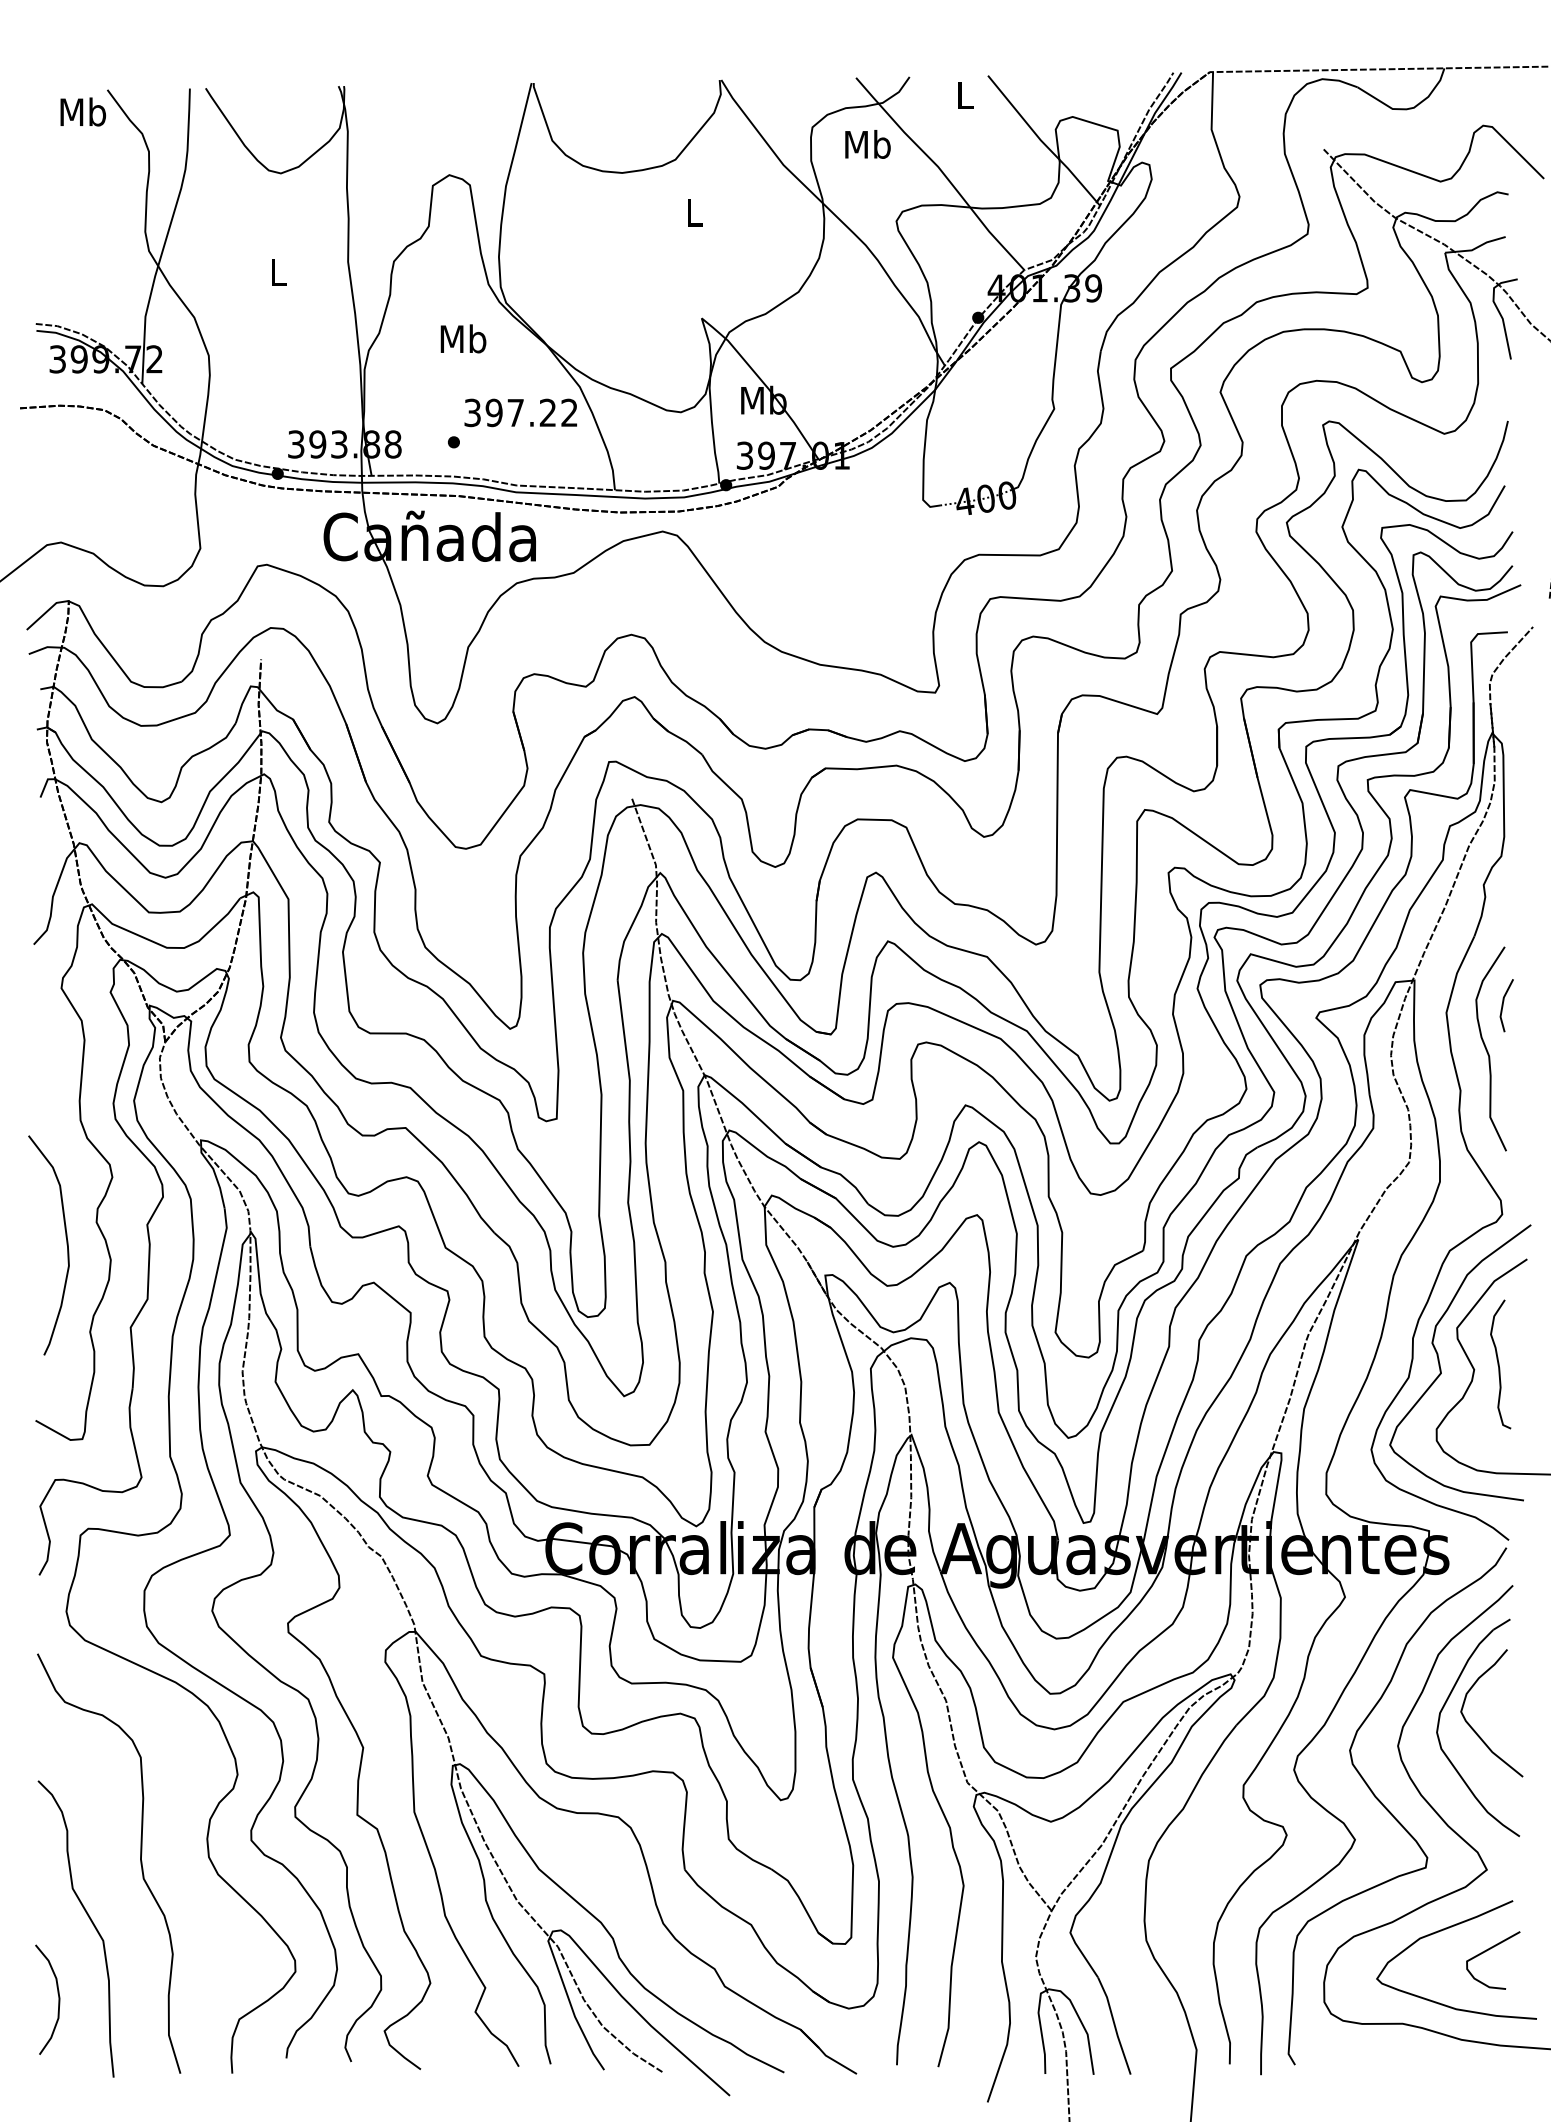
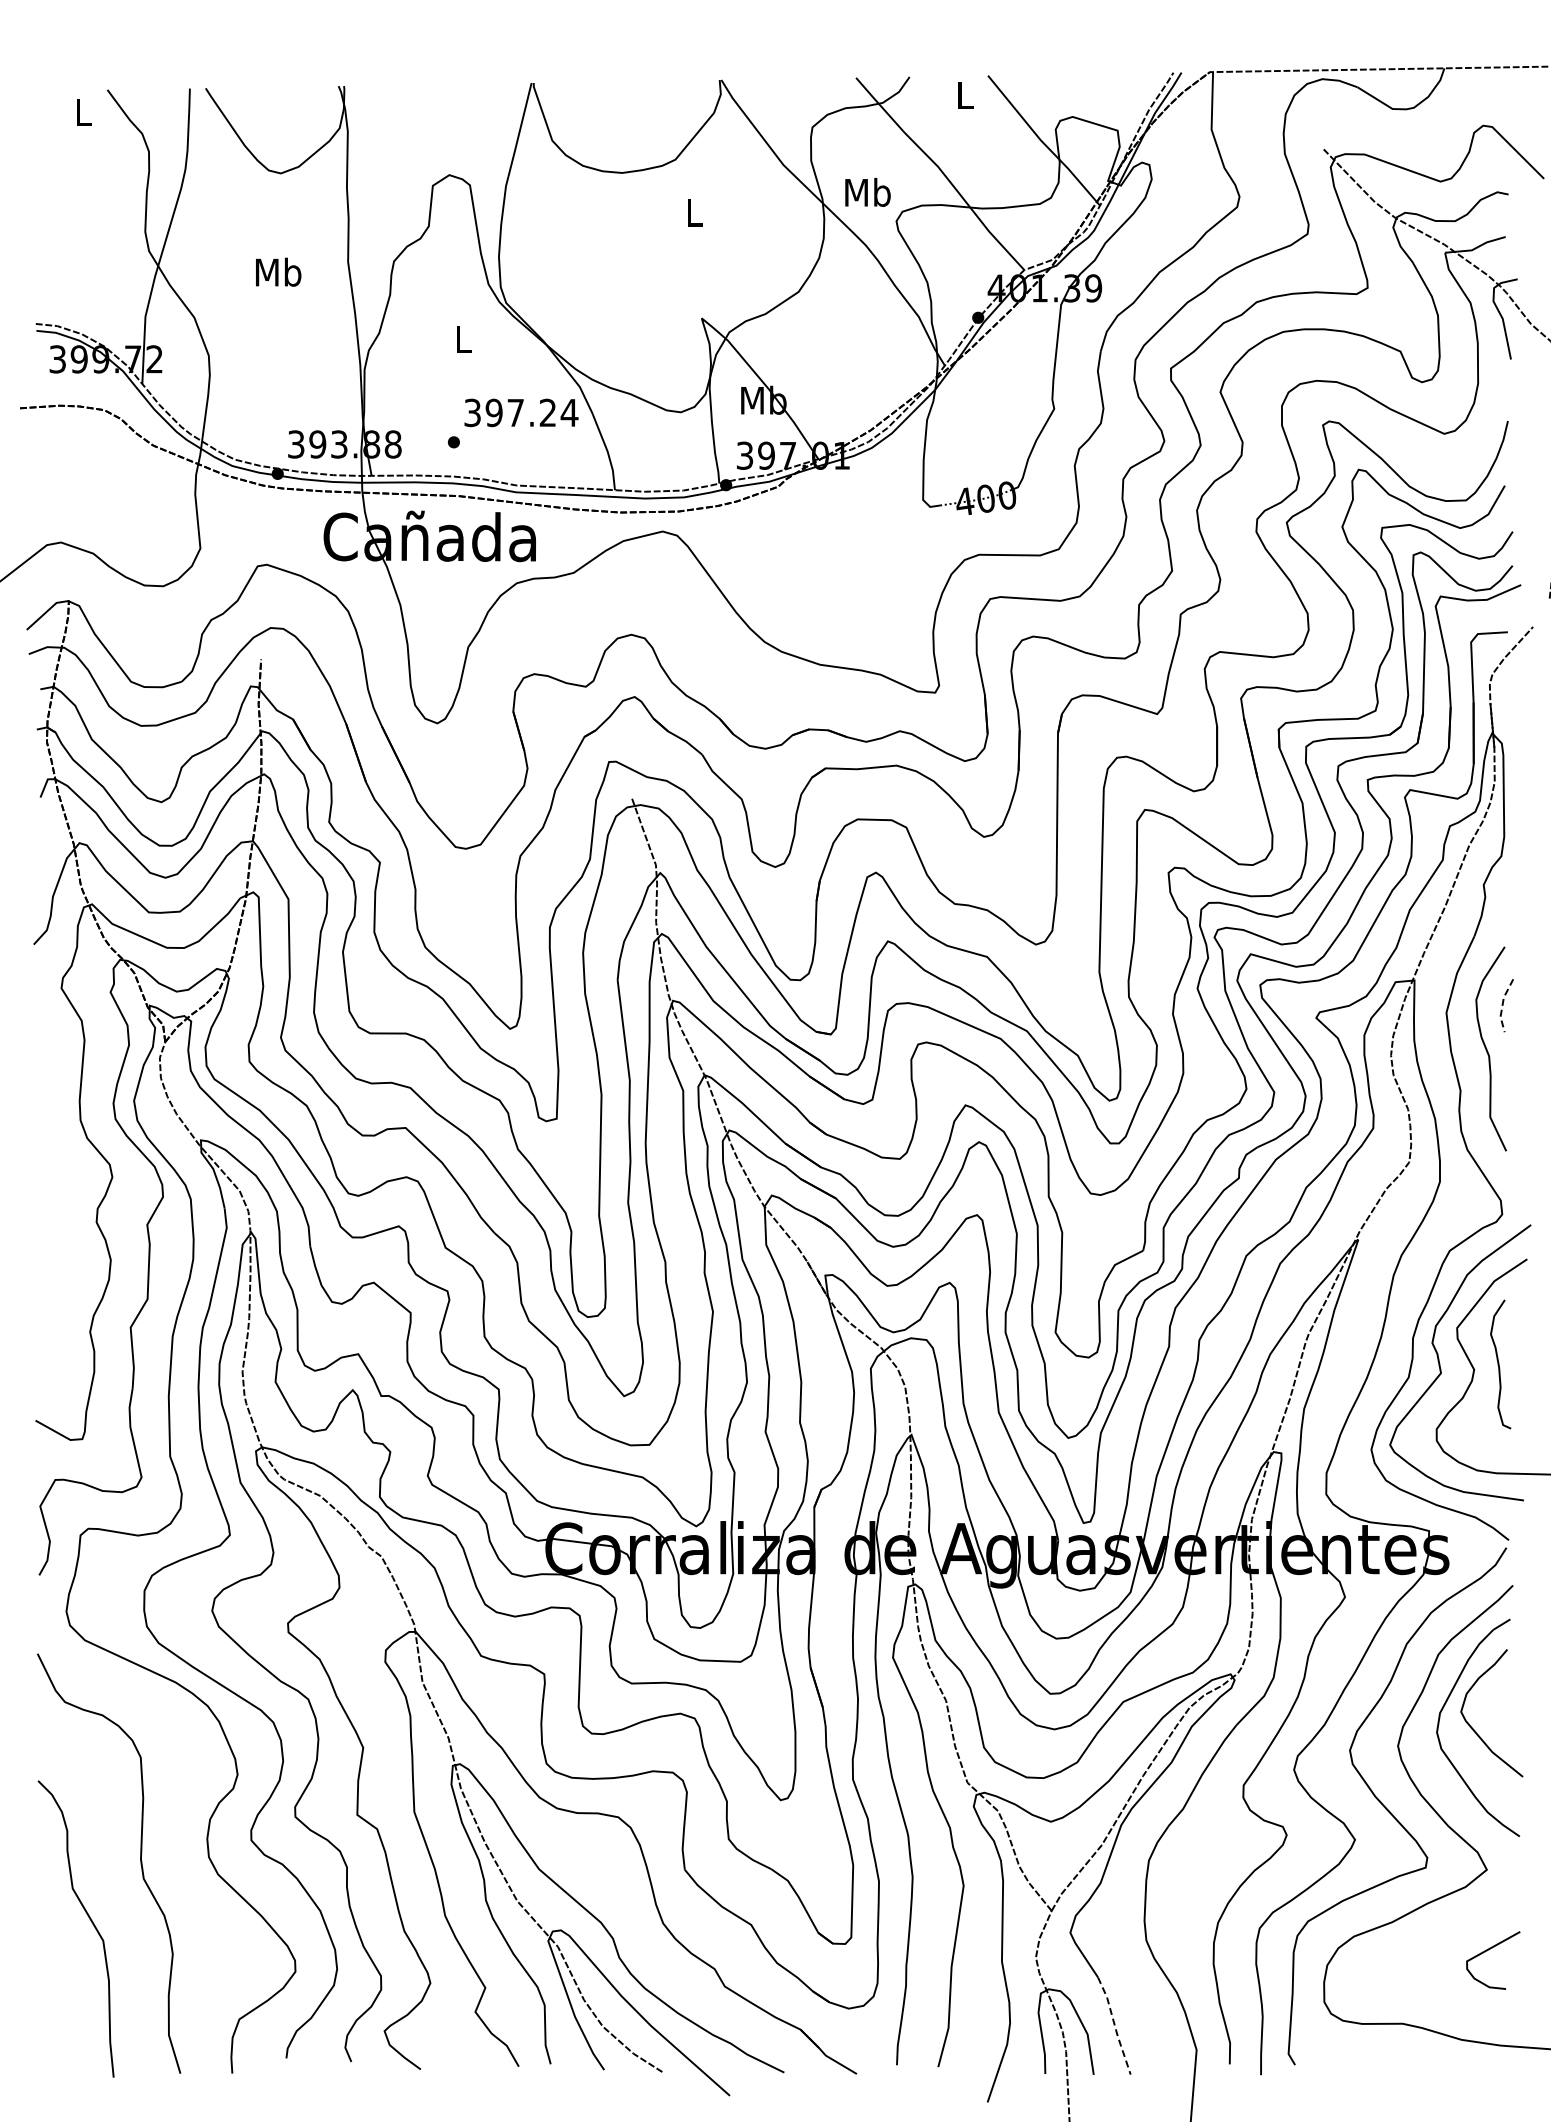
text: Mb -> L (83, 111)
text position: (867, 144) -> (867, 192) (867, 192)
text: L -> Mb (278, 271)
text: Mb -> L (463, 338)
text: 397.22 -> 397.24 (569, 412)
line: solid -> dashed (1502, 1005)
curve: present -> none (66, 1245)
curve: present -> none (1444, 1930)
curve: present -> none (58, 1999)
line: solid -> dashed (1114, 2025)
